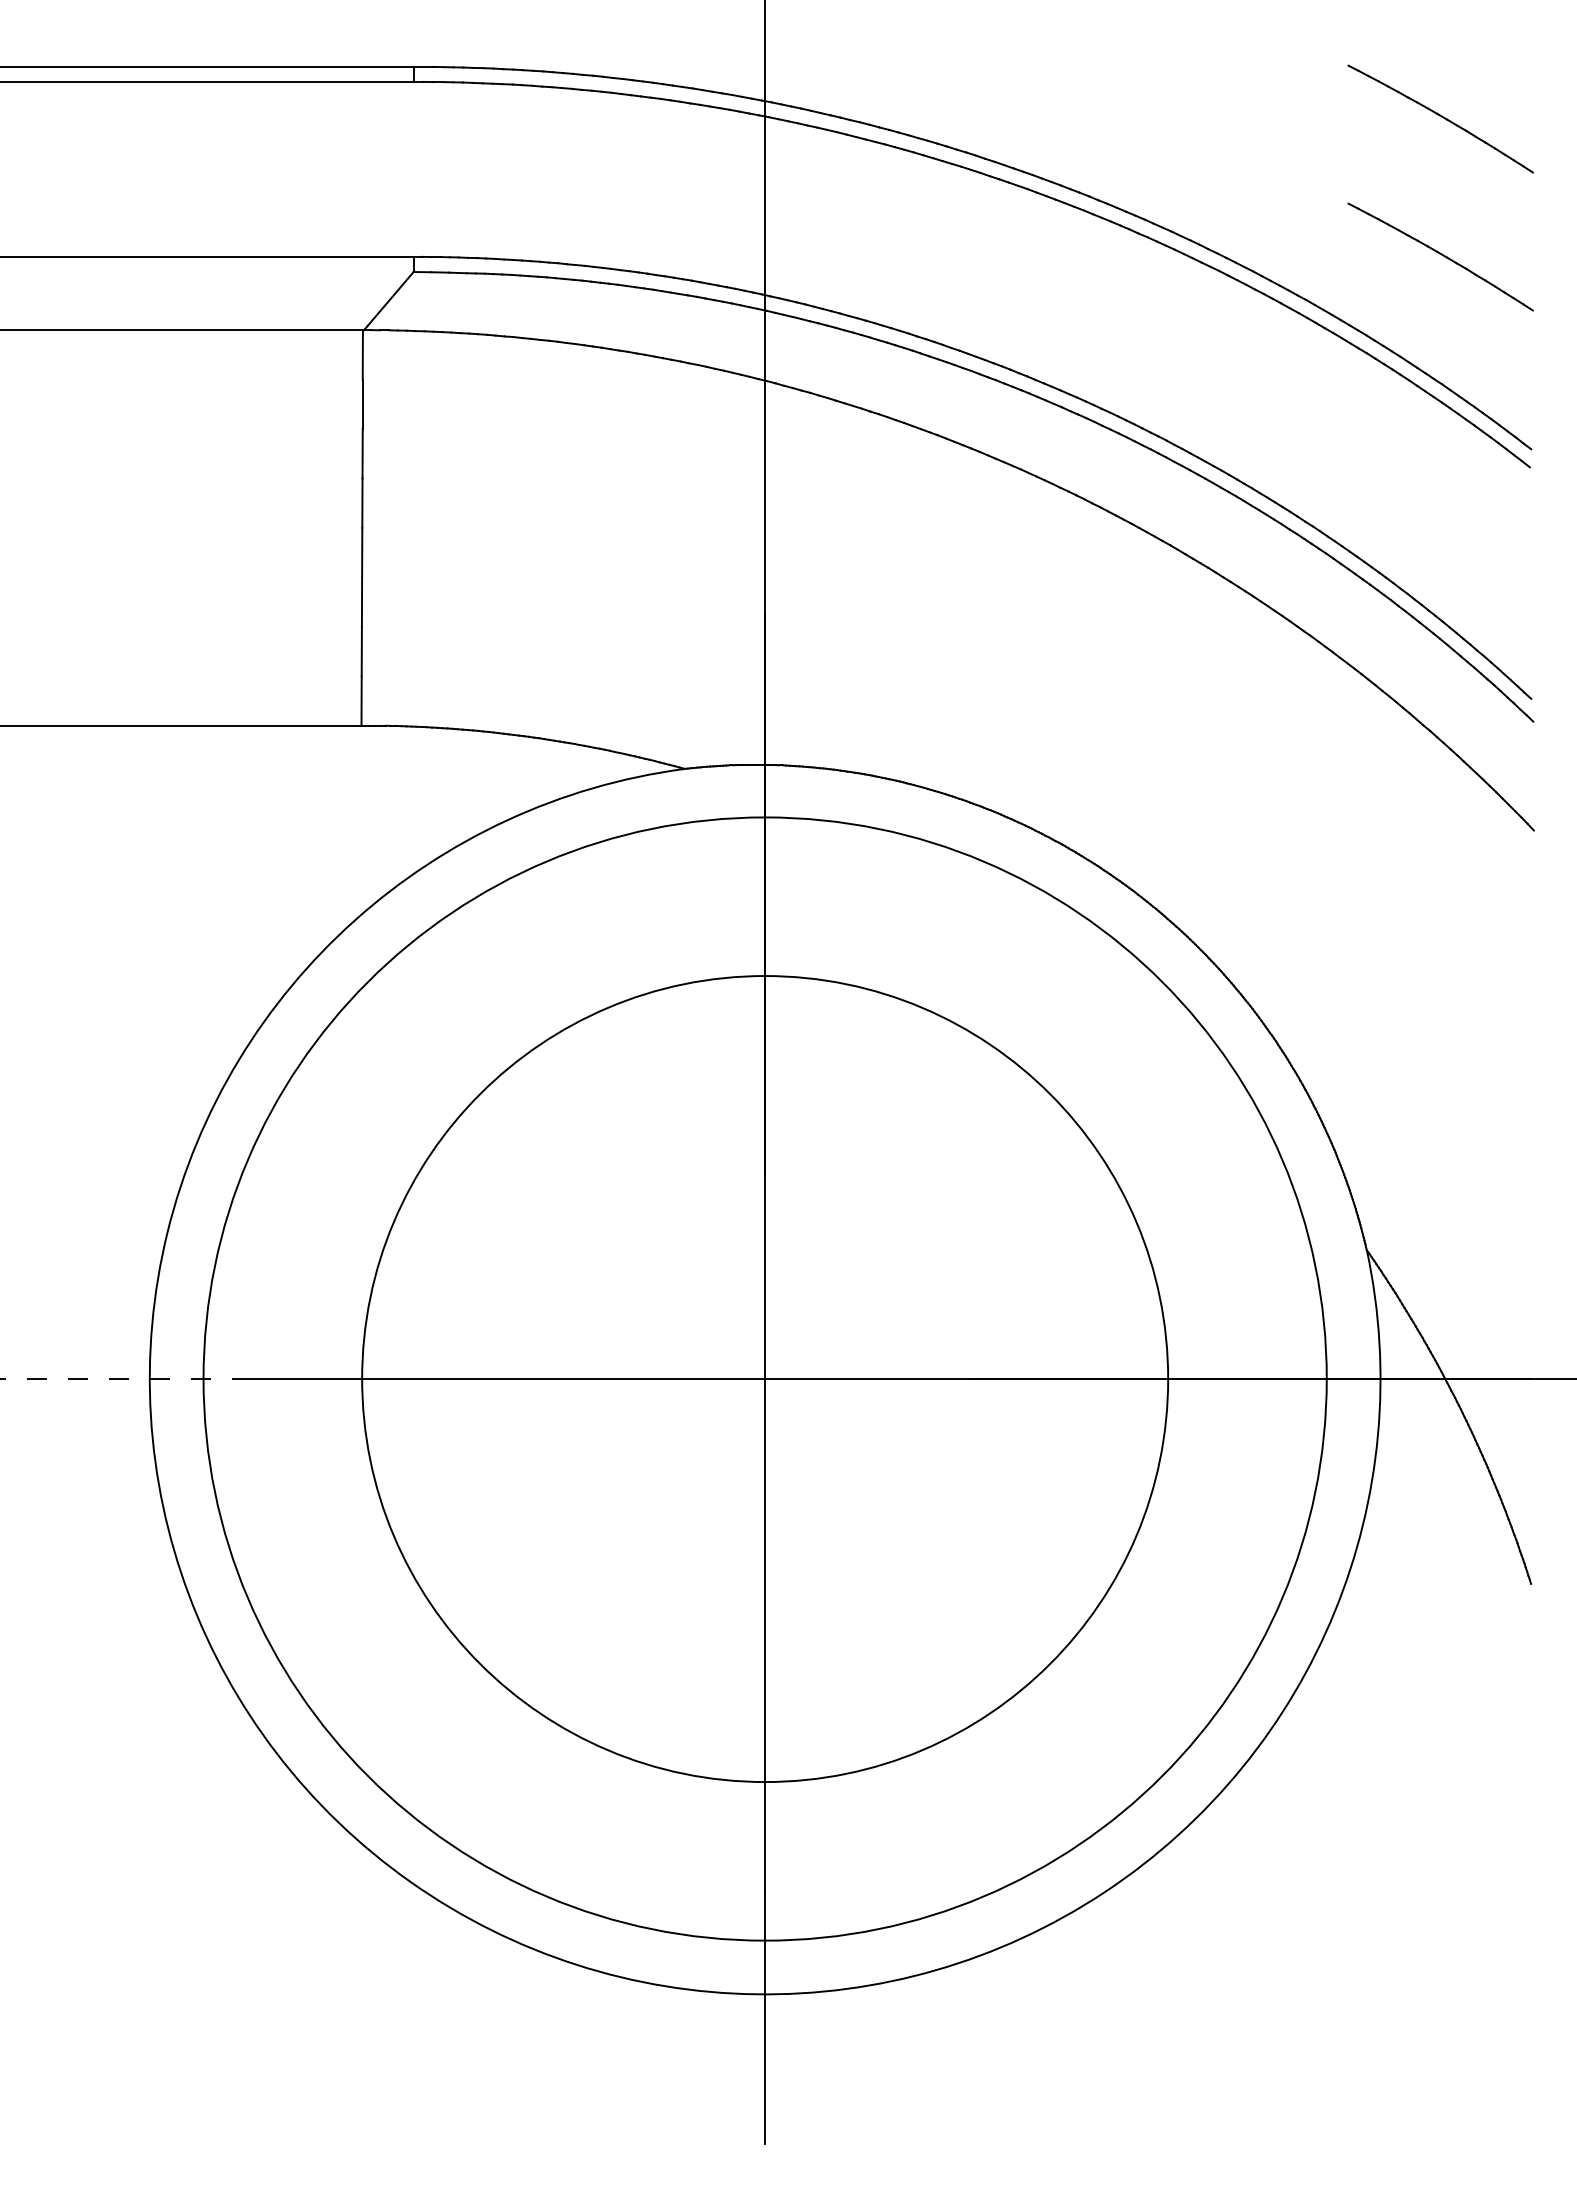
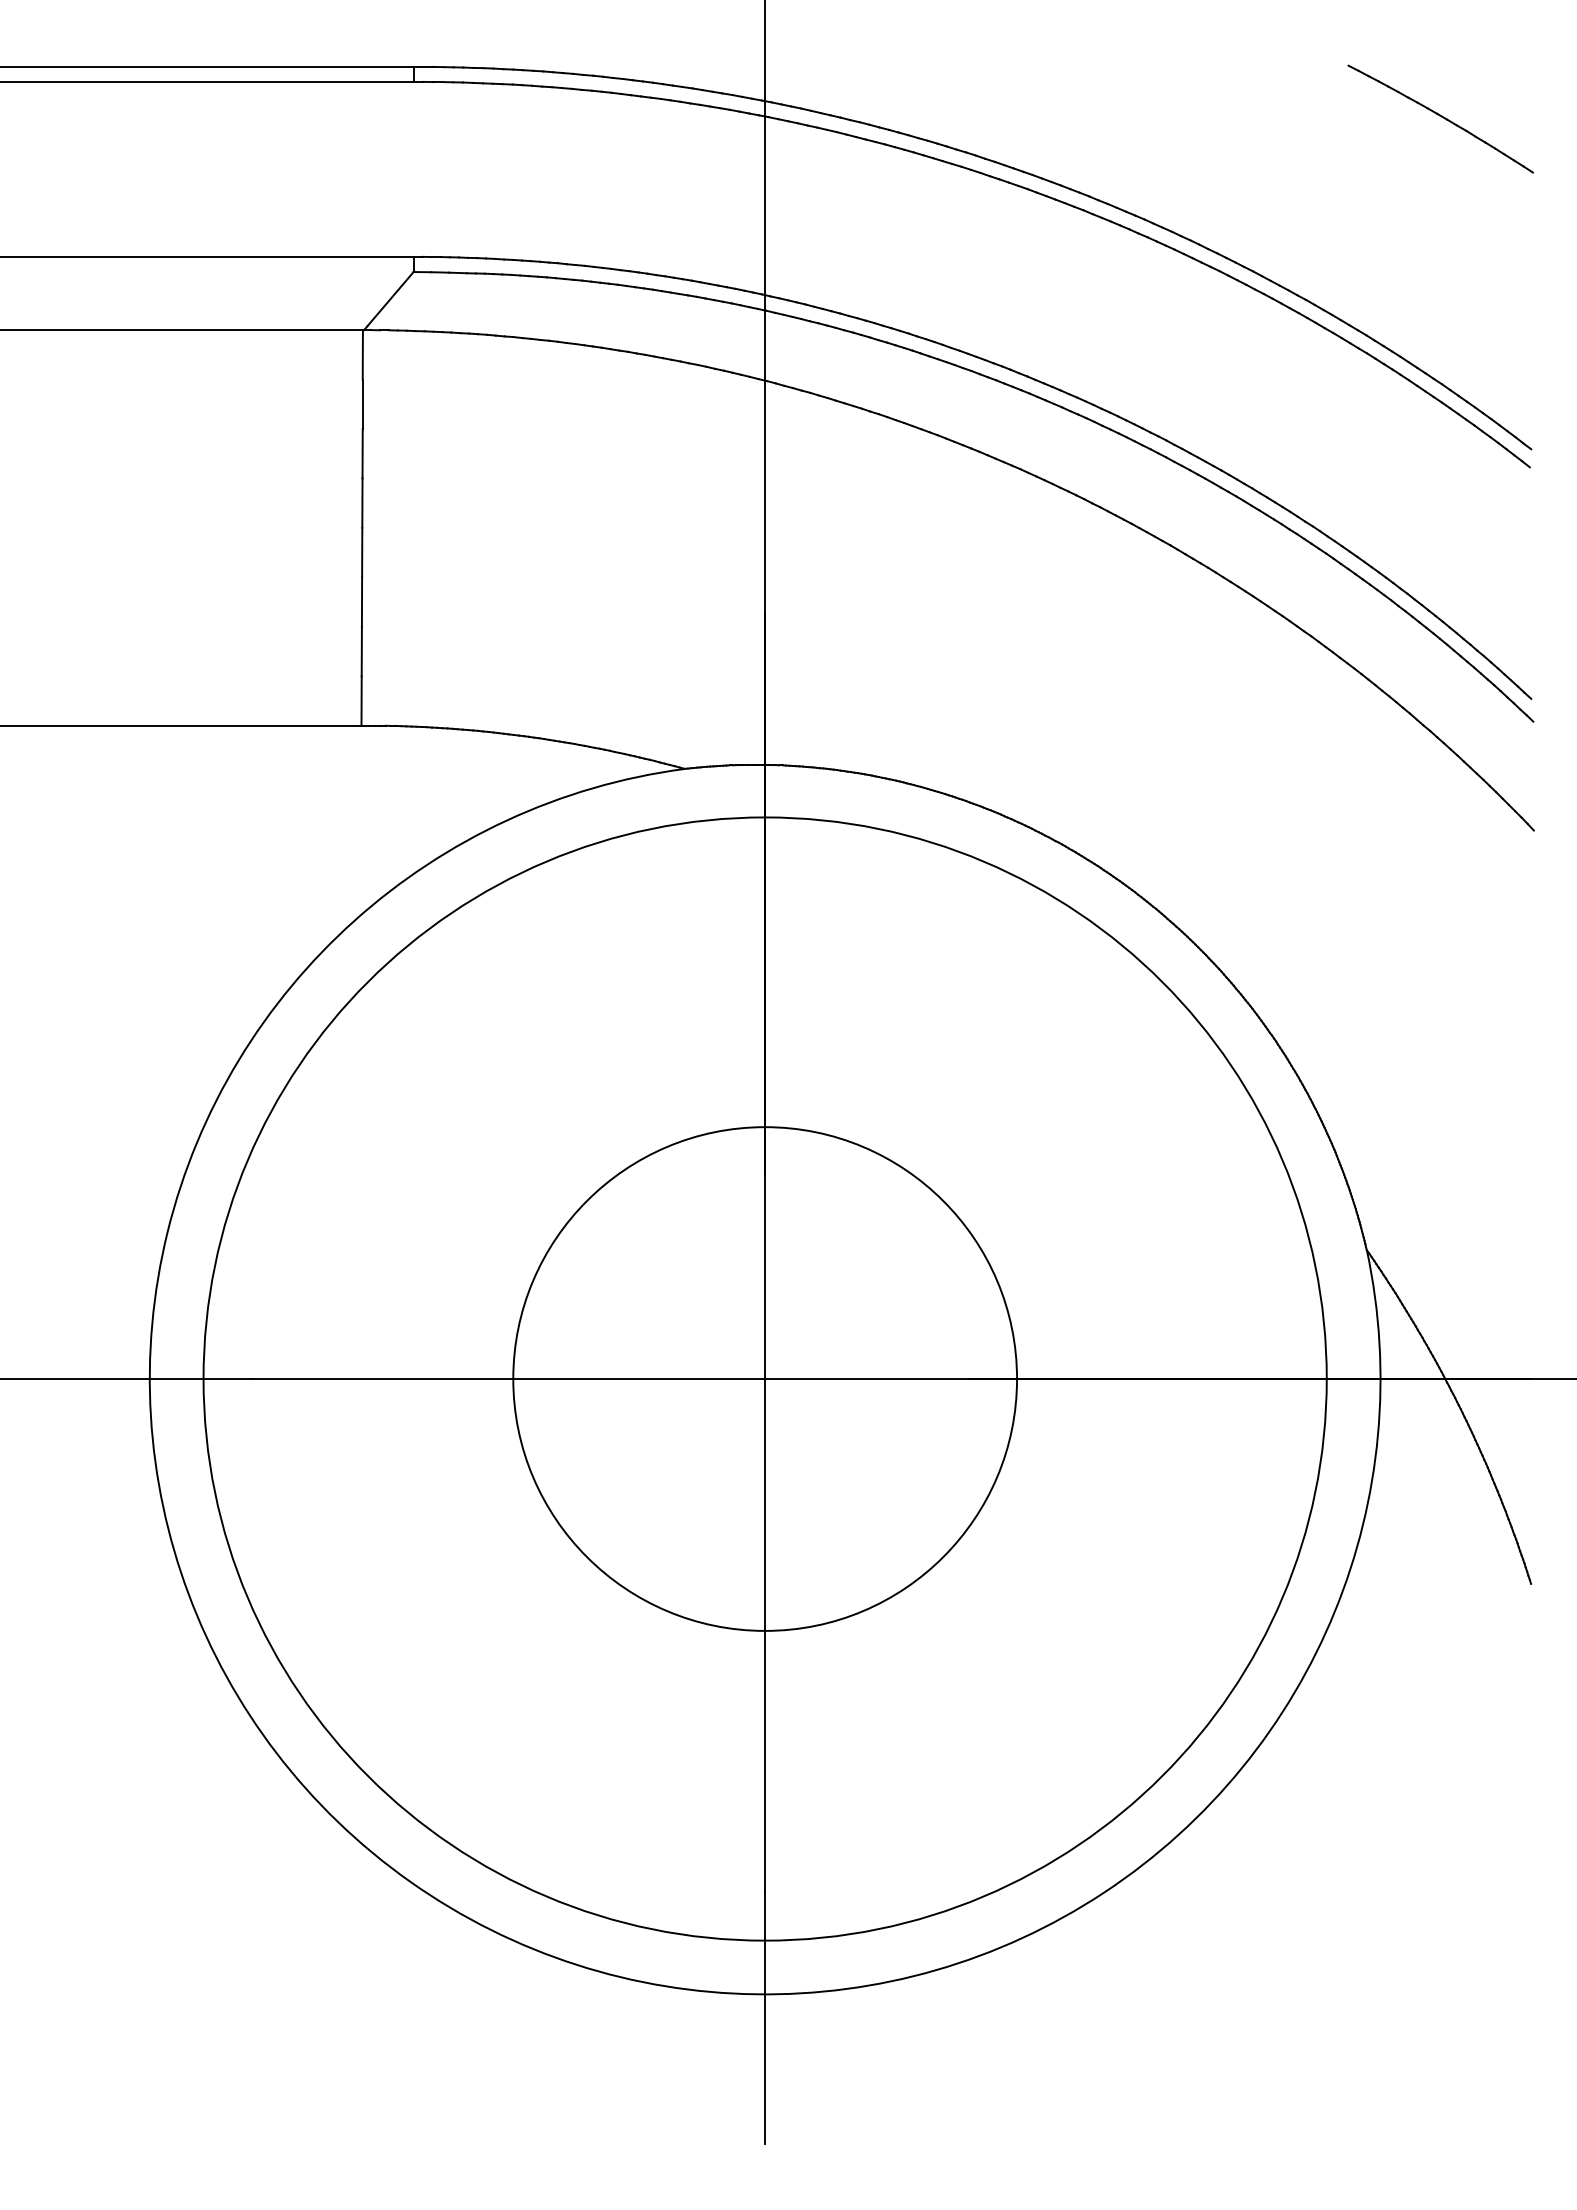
part: present -> none (1440, 256)
line: dashed -> solid (125, 1379)
circle diameter: 806 px -> 504 px (765, 1378)
